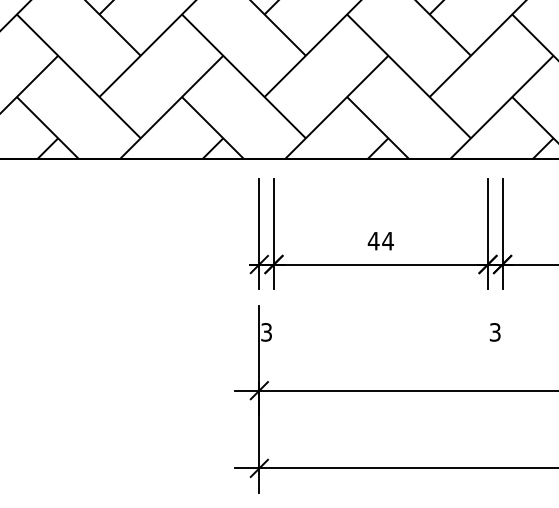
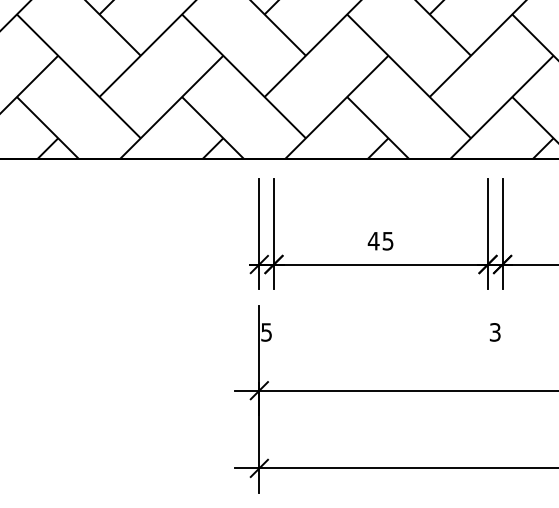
text: 44 -> 45 (387, 241)
text: 3 -> 5 (266, 331)
